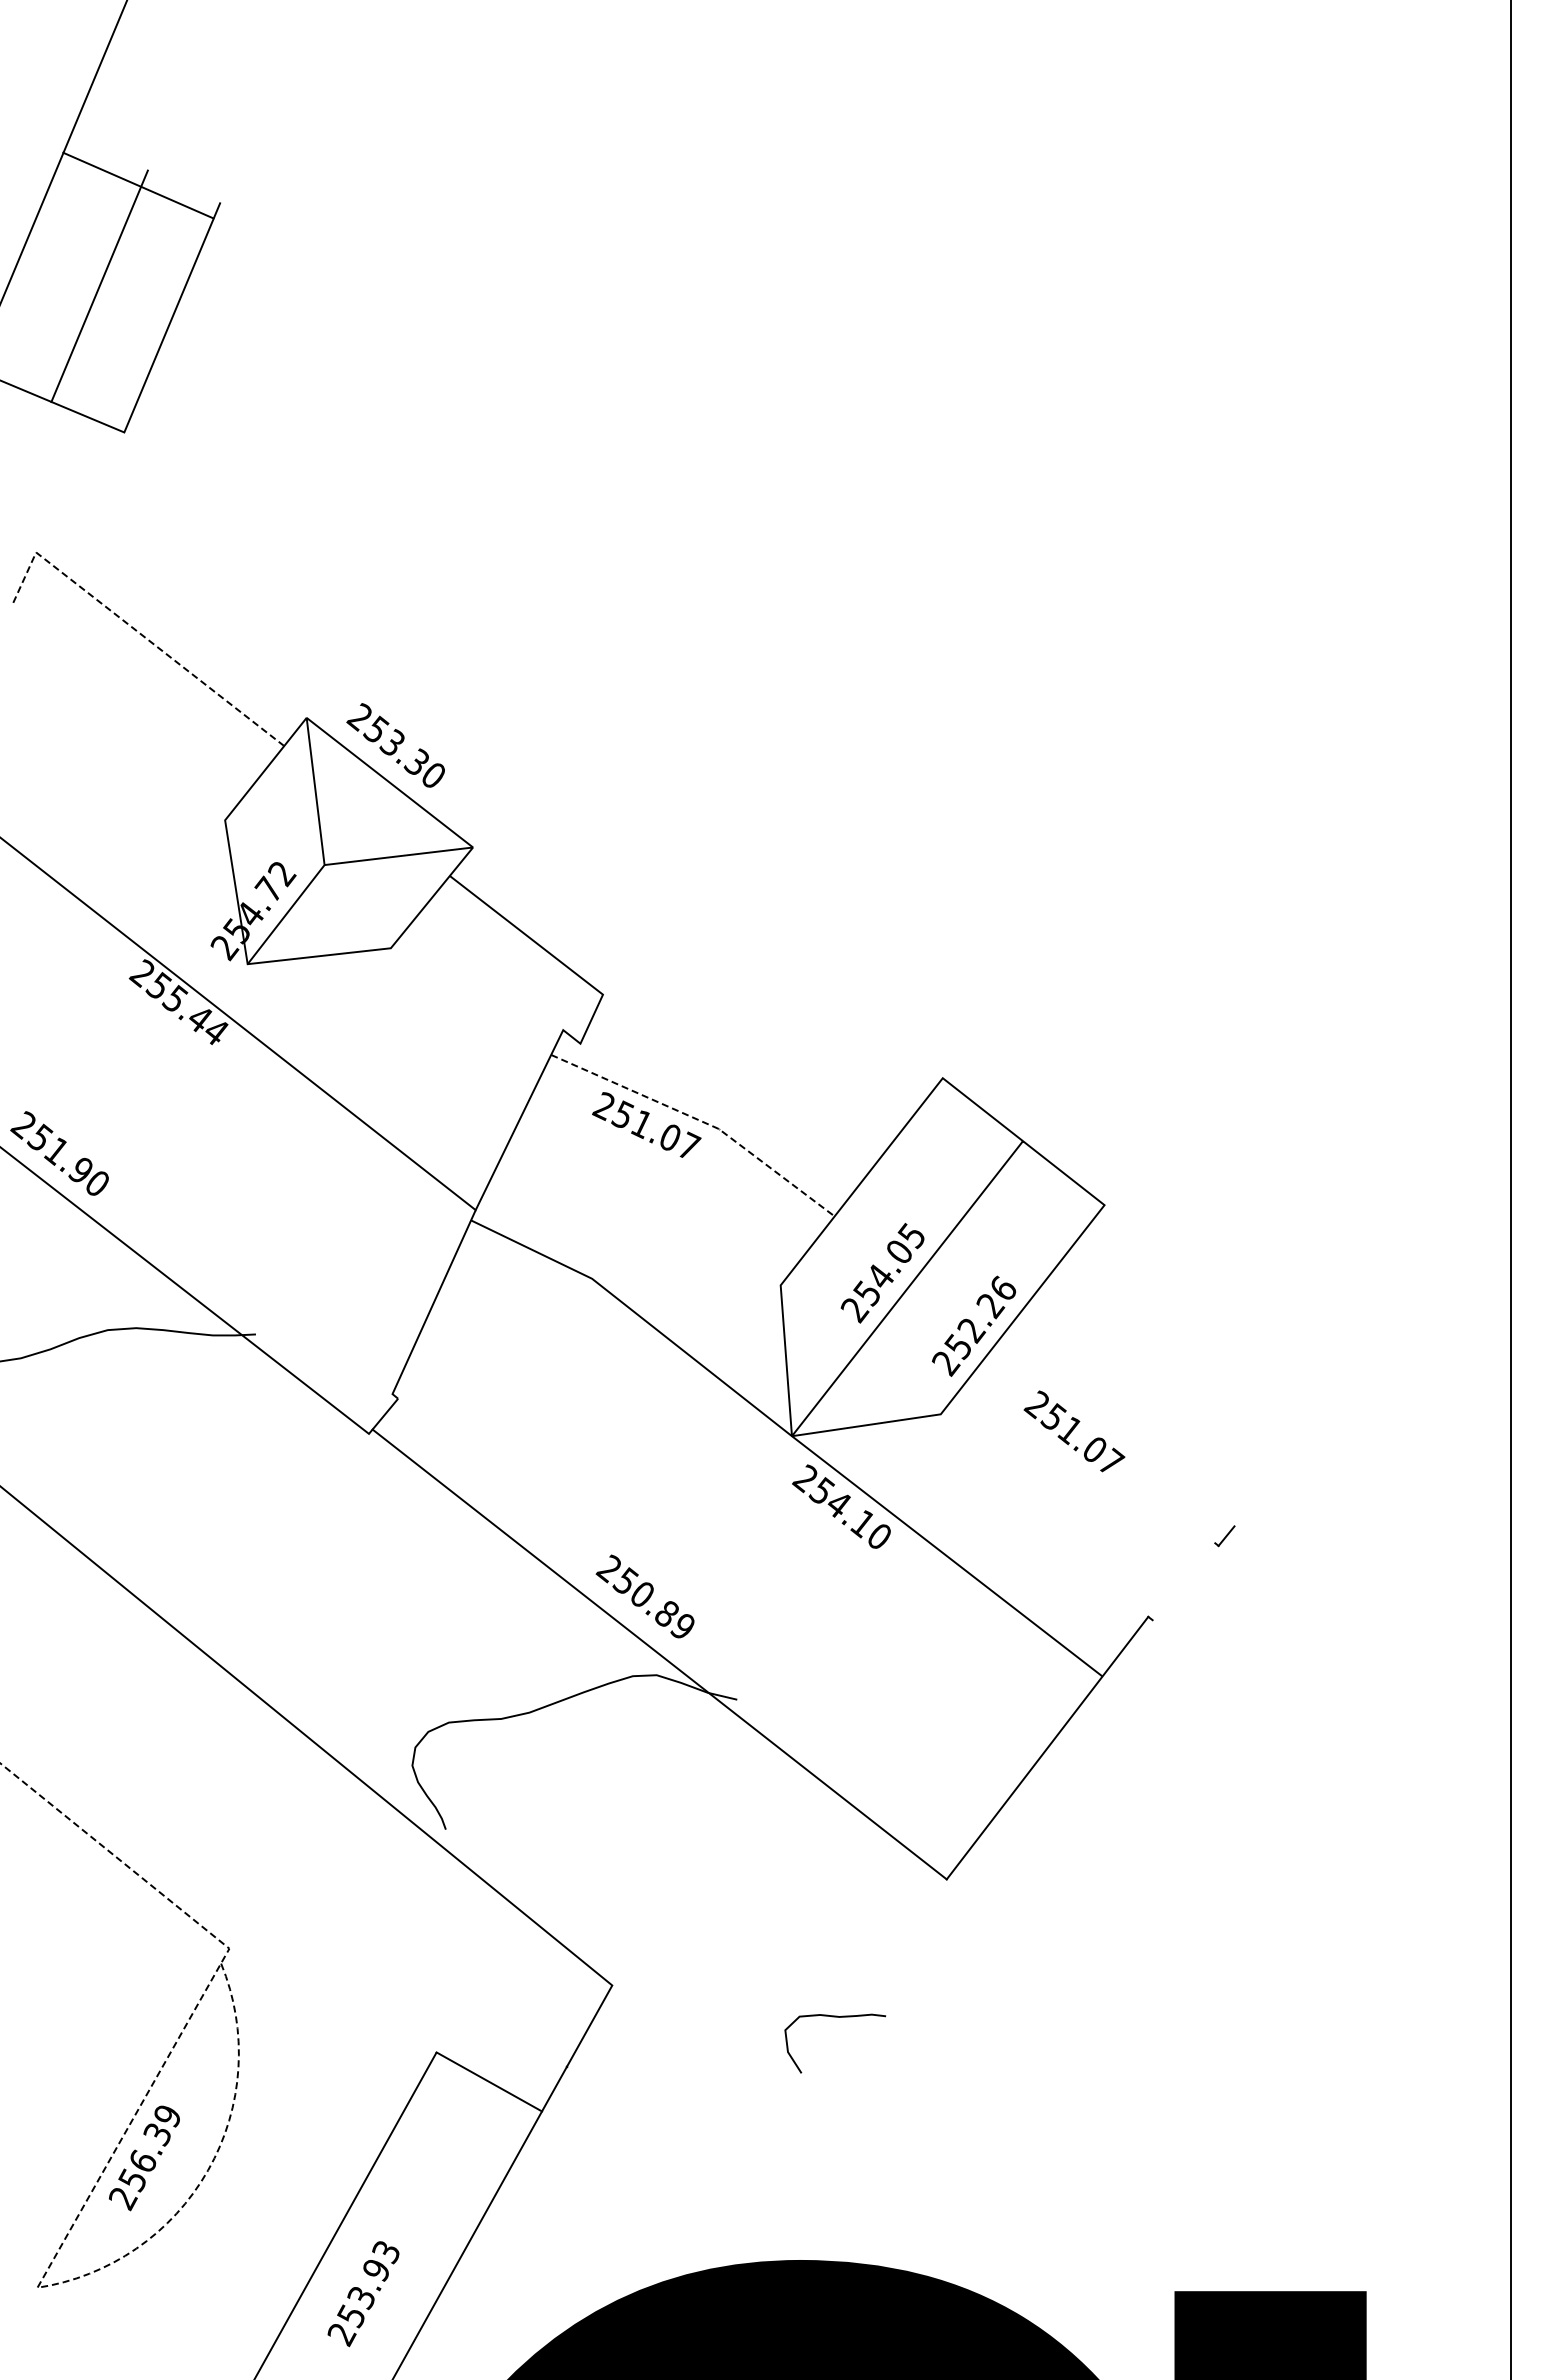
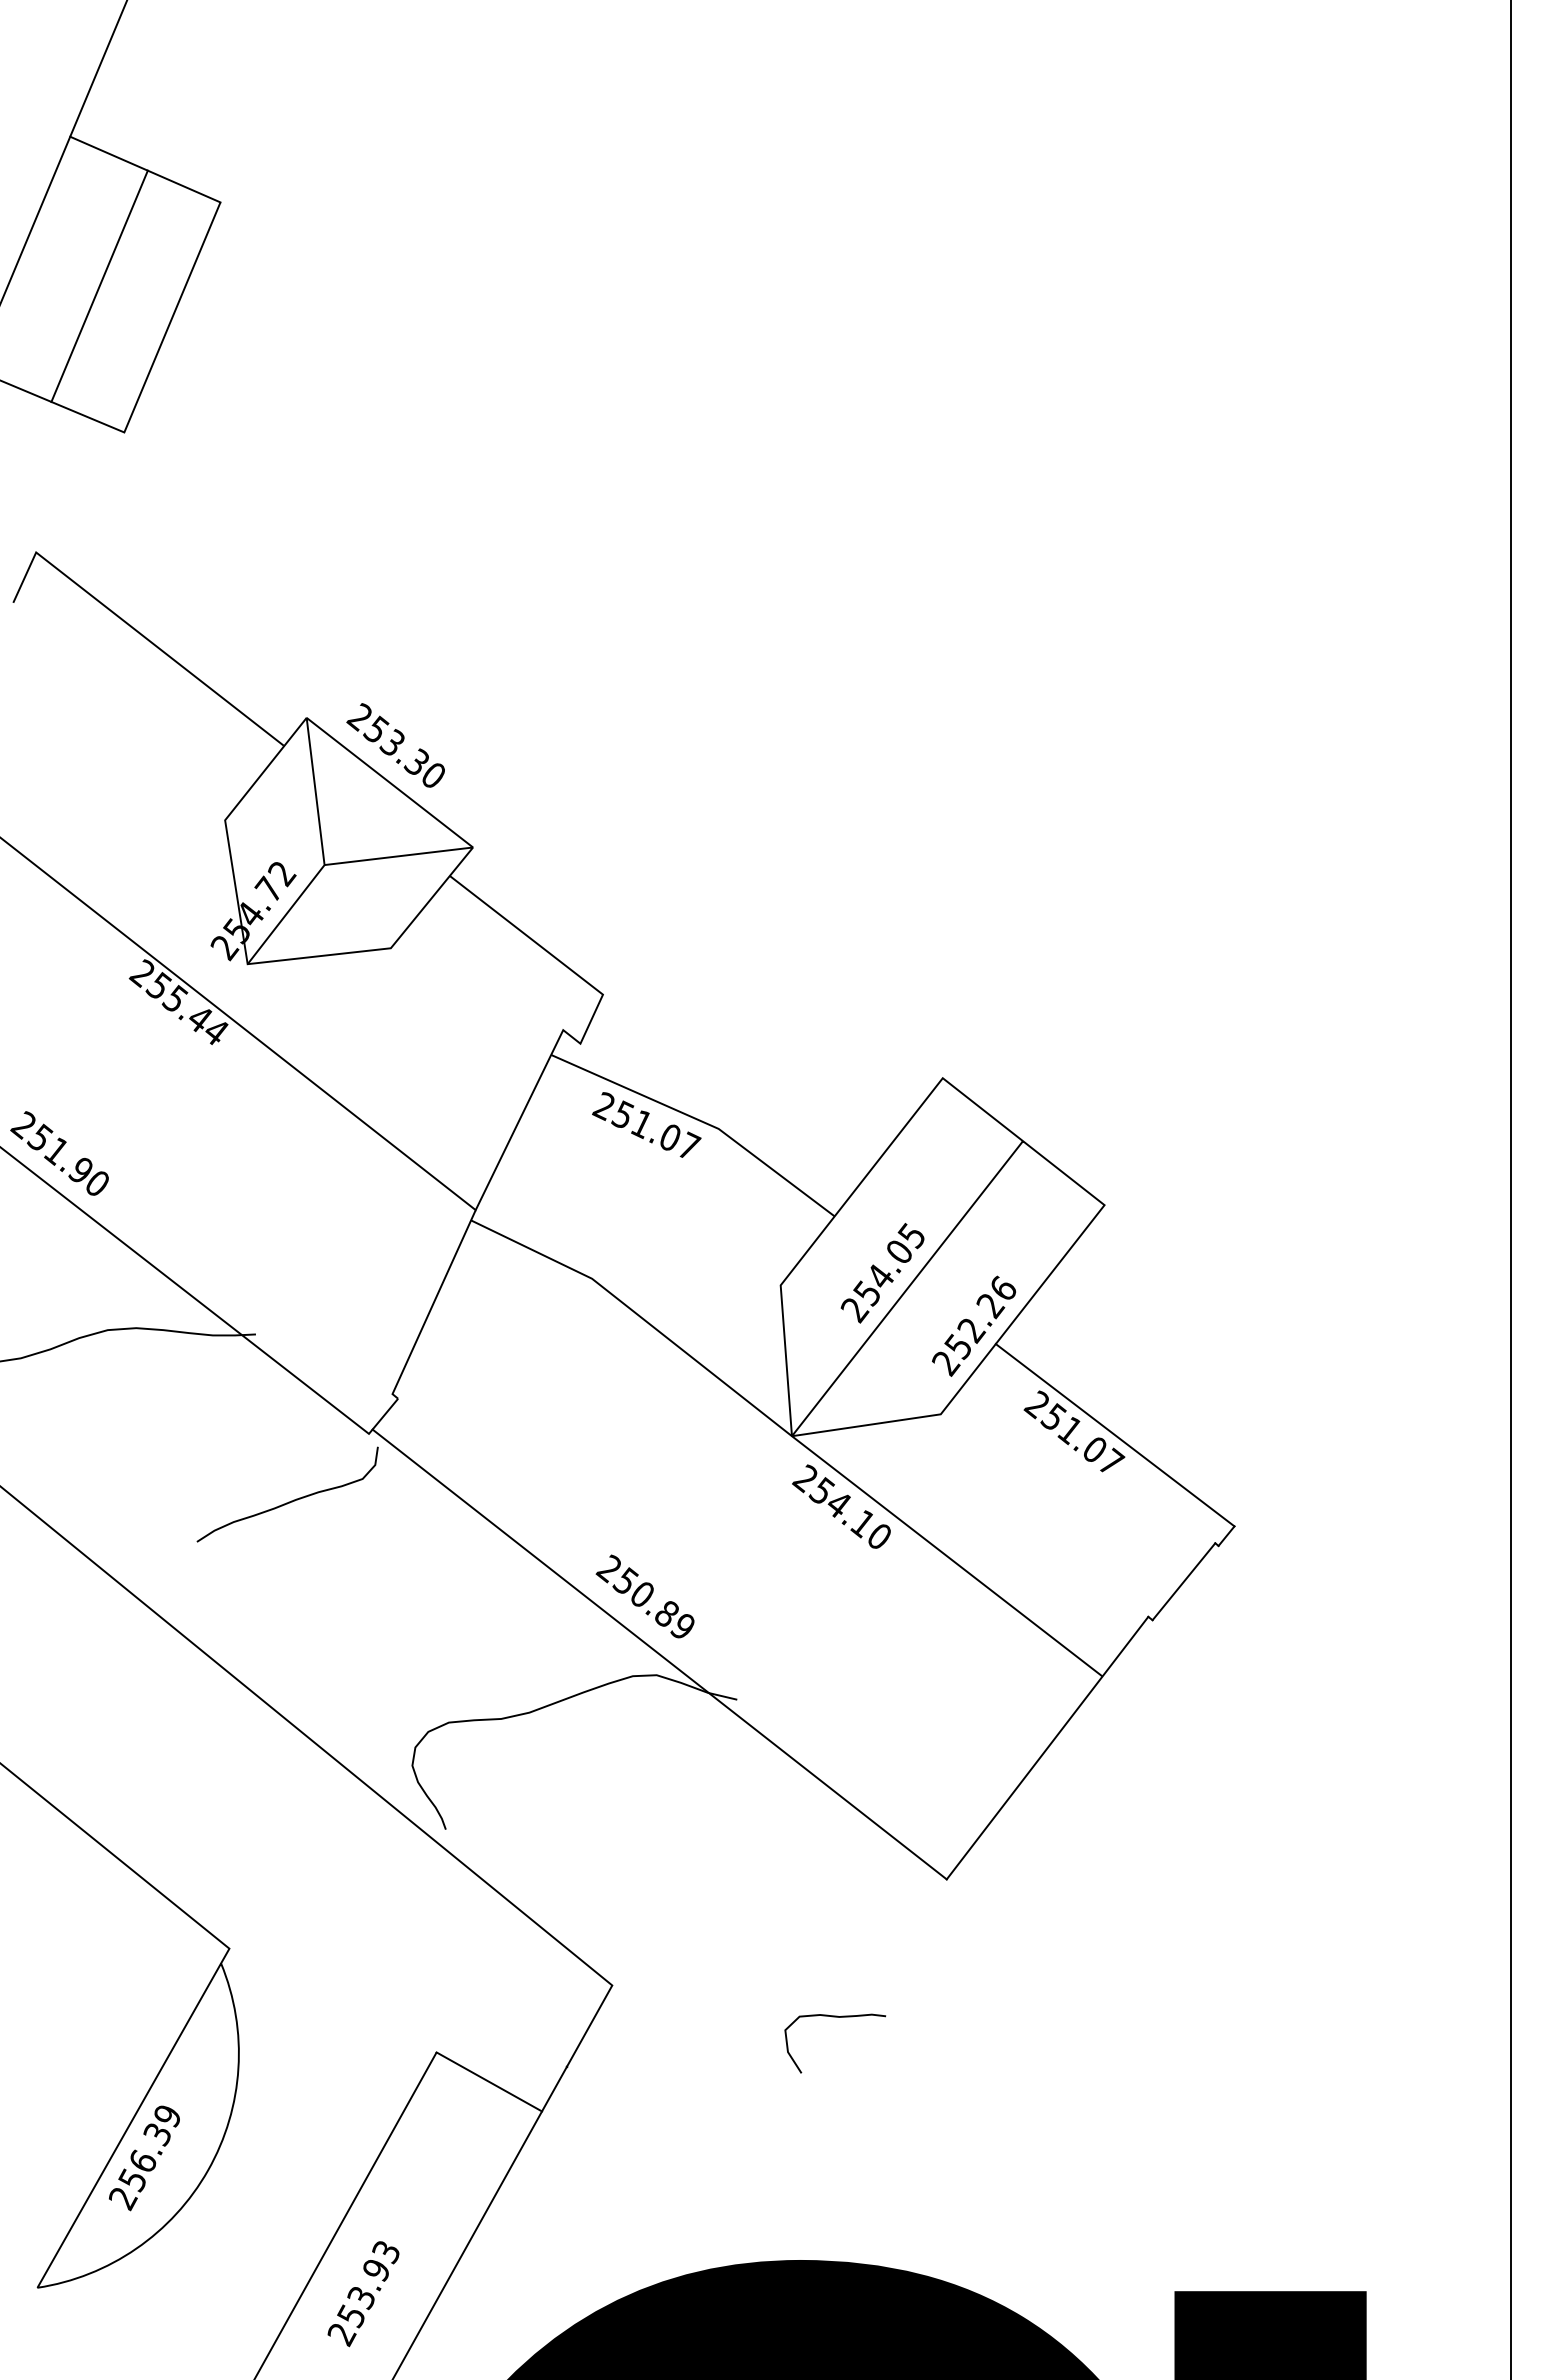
line position: (138, 185) -> (145, 169) (145, 169)
line: dashed -> solid (137, 631)
line: dashed -> solid (702, 1121)
line: none -> present (1114, 1435)
curve: none -> present (288, 1501)
line: none -> present (1183, 1581)
line: dashed -> solid (88, 2198)
